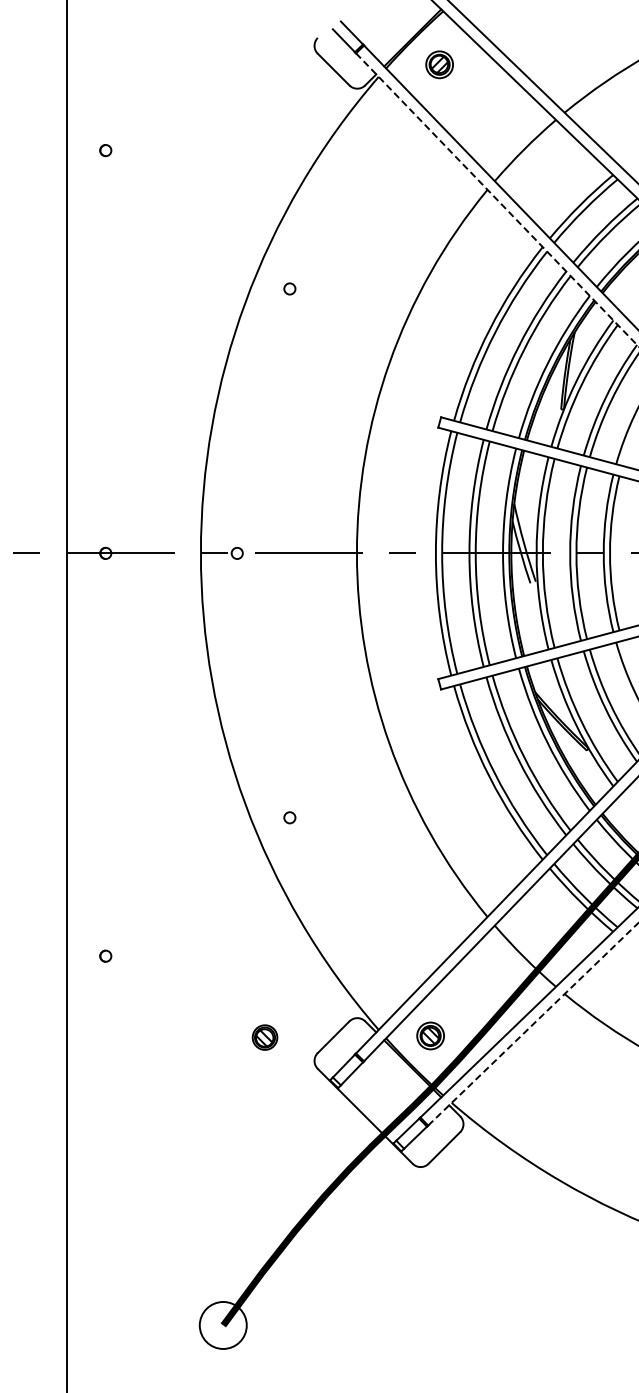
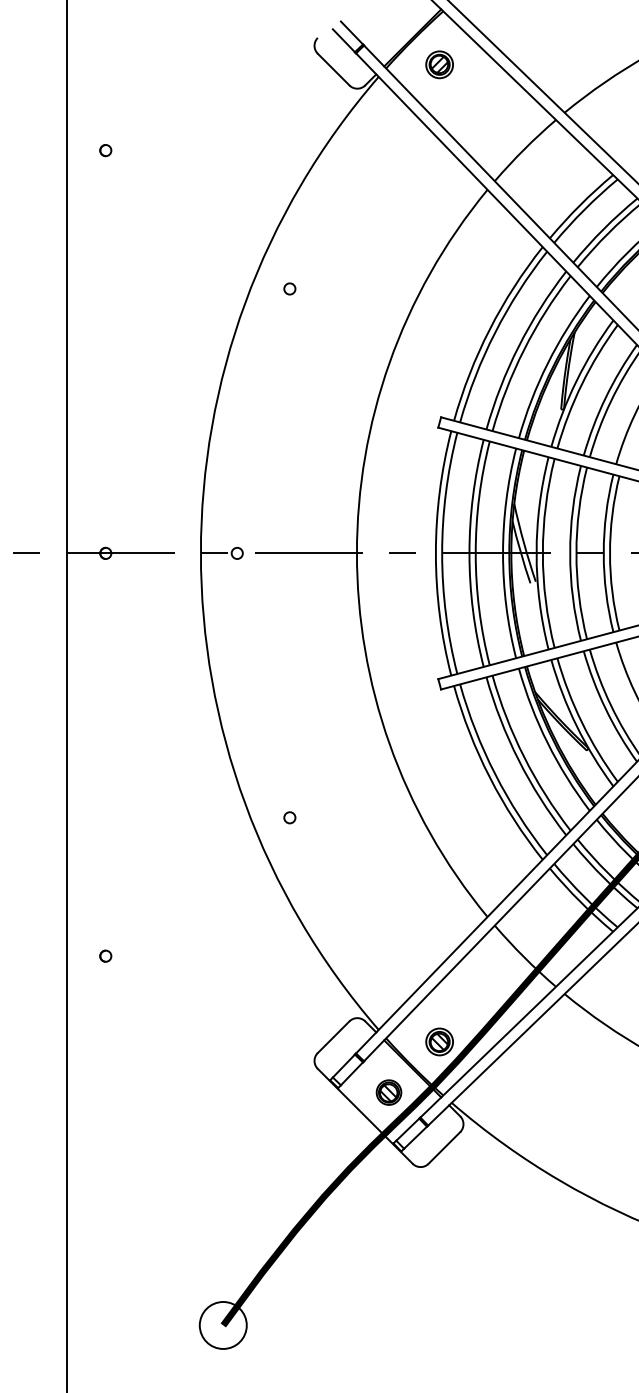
line: dashed -> solid (497, 200)
line: dashed -> solid (533, 1023)
part position: (430, 1035) -> (439, 1041) (439, 1041)
part position: (264, 1037) -> (388, 1092) (388, 1092)
